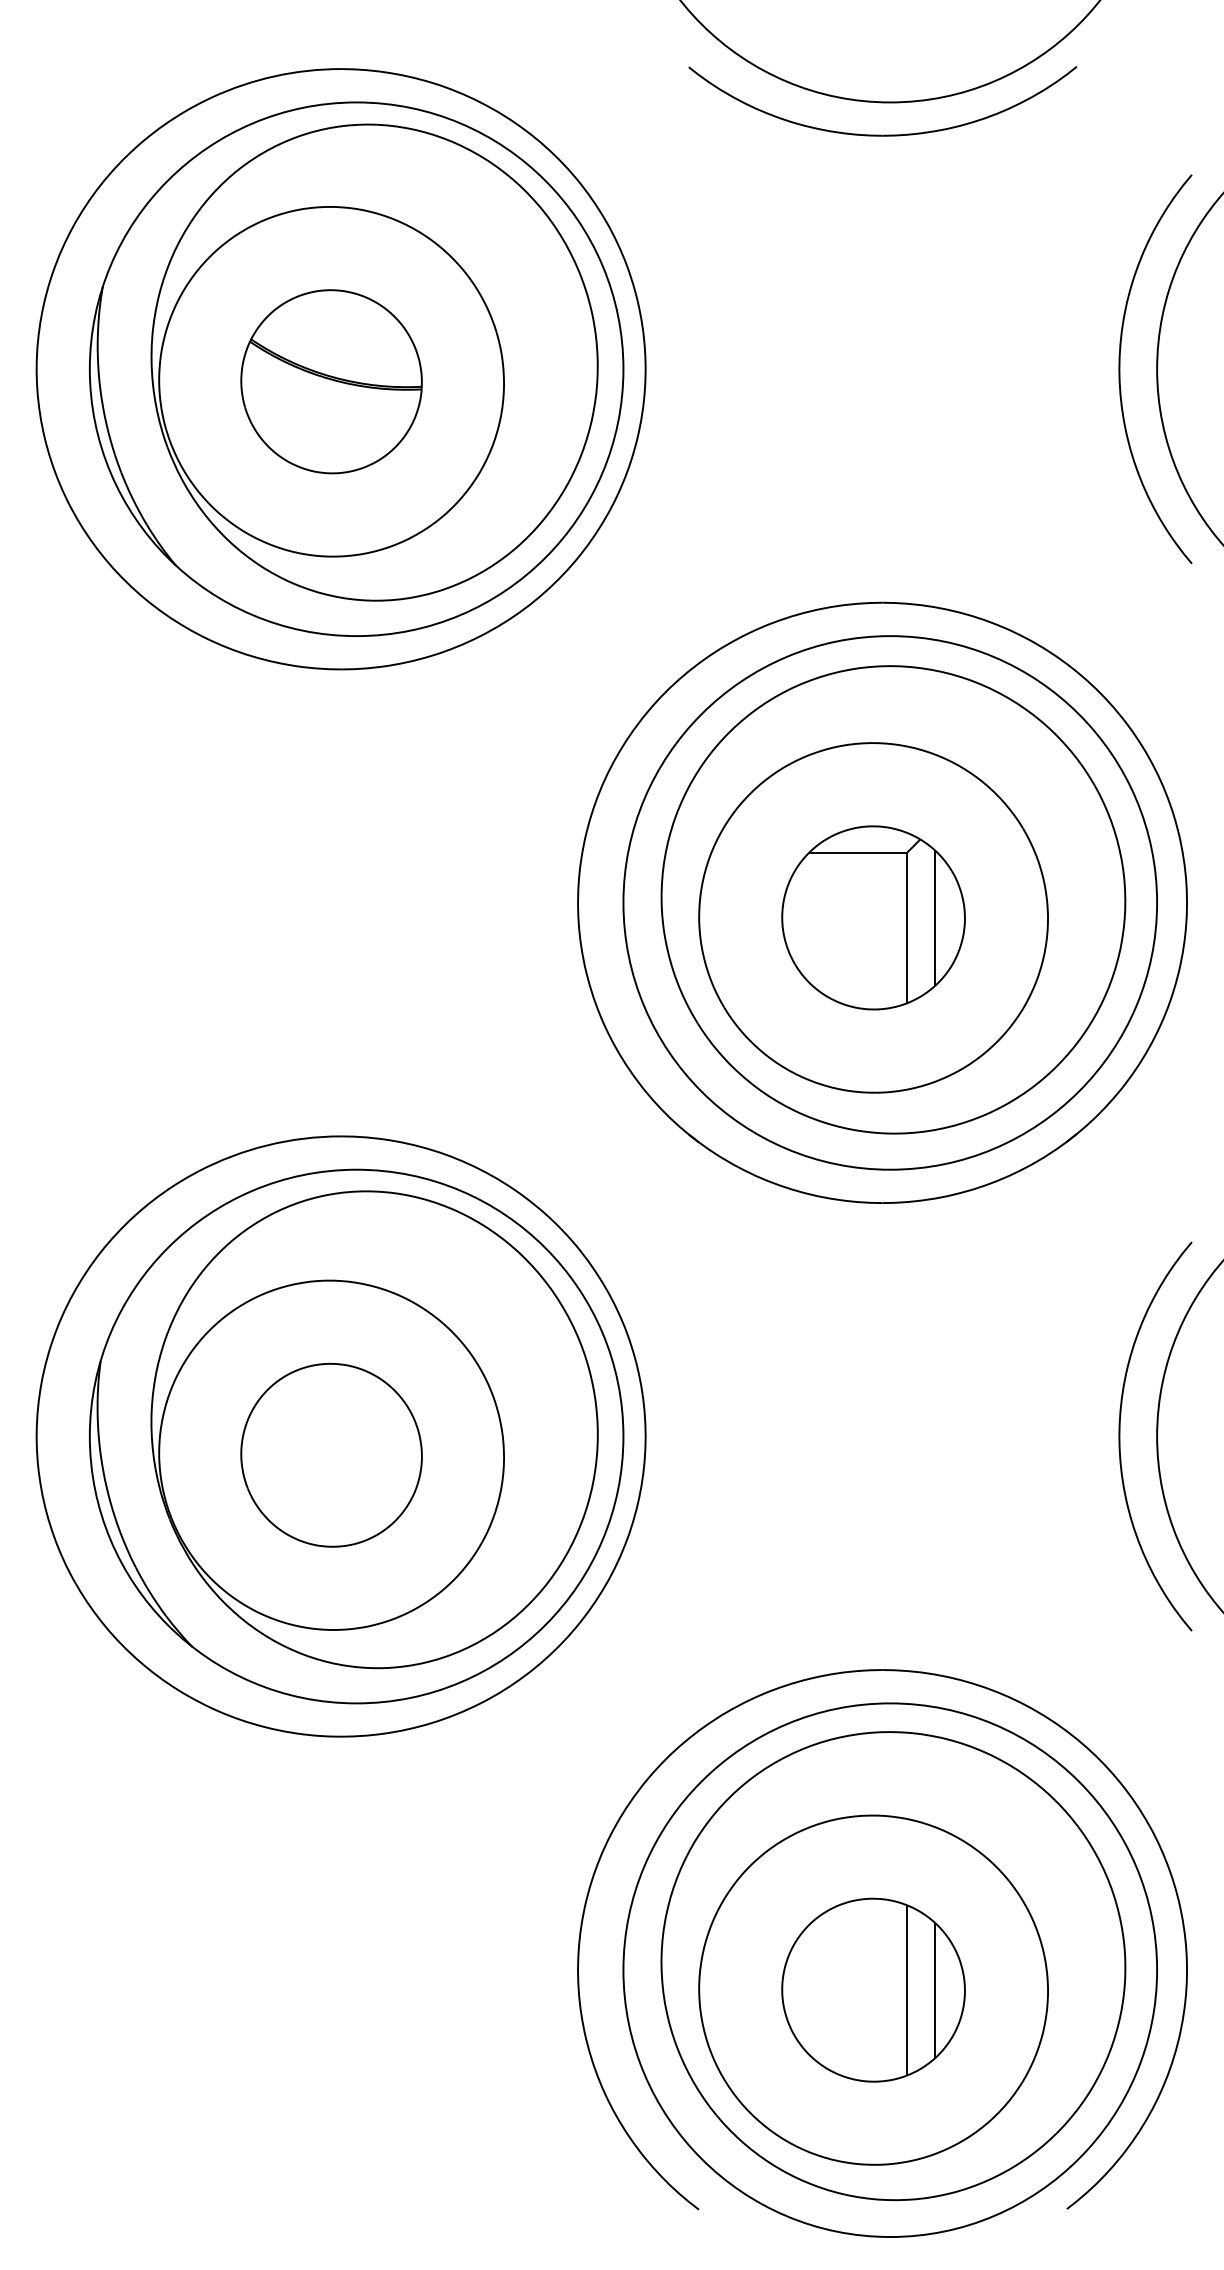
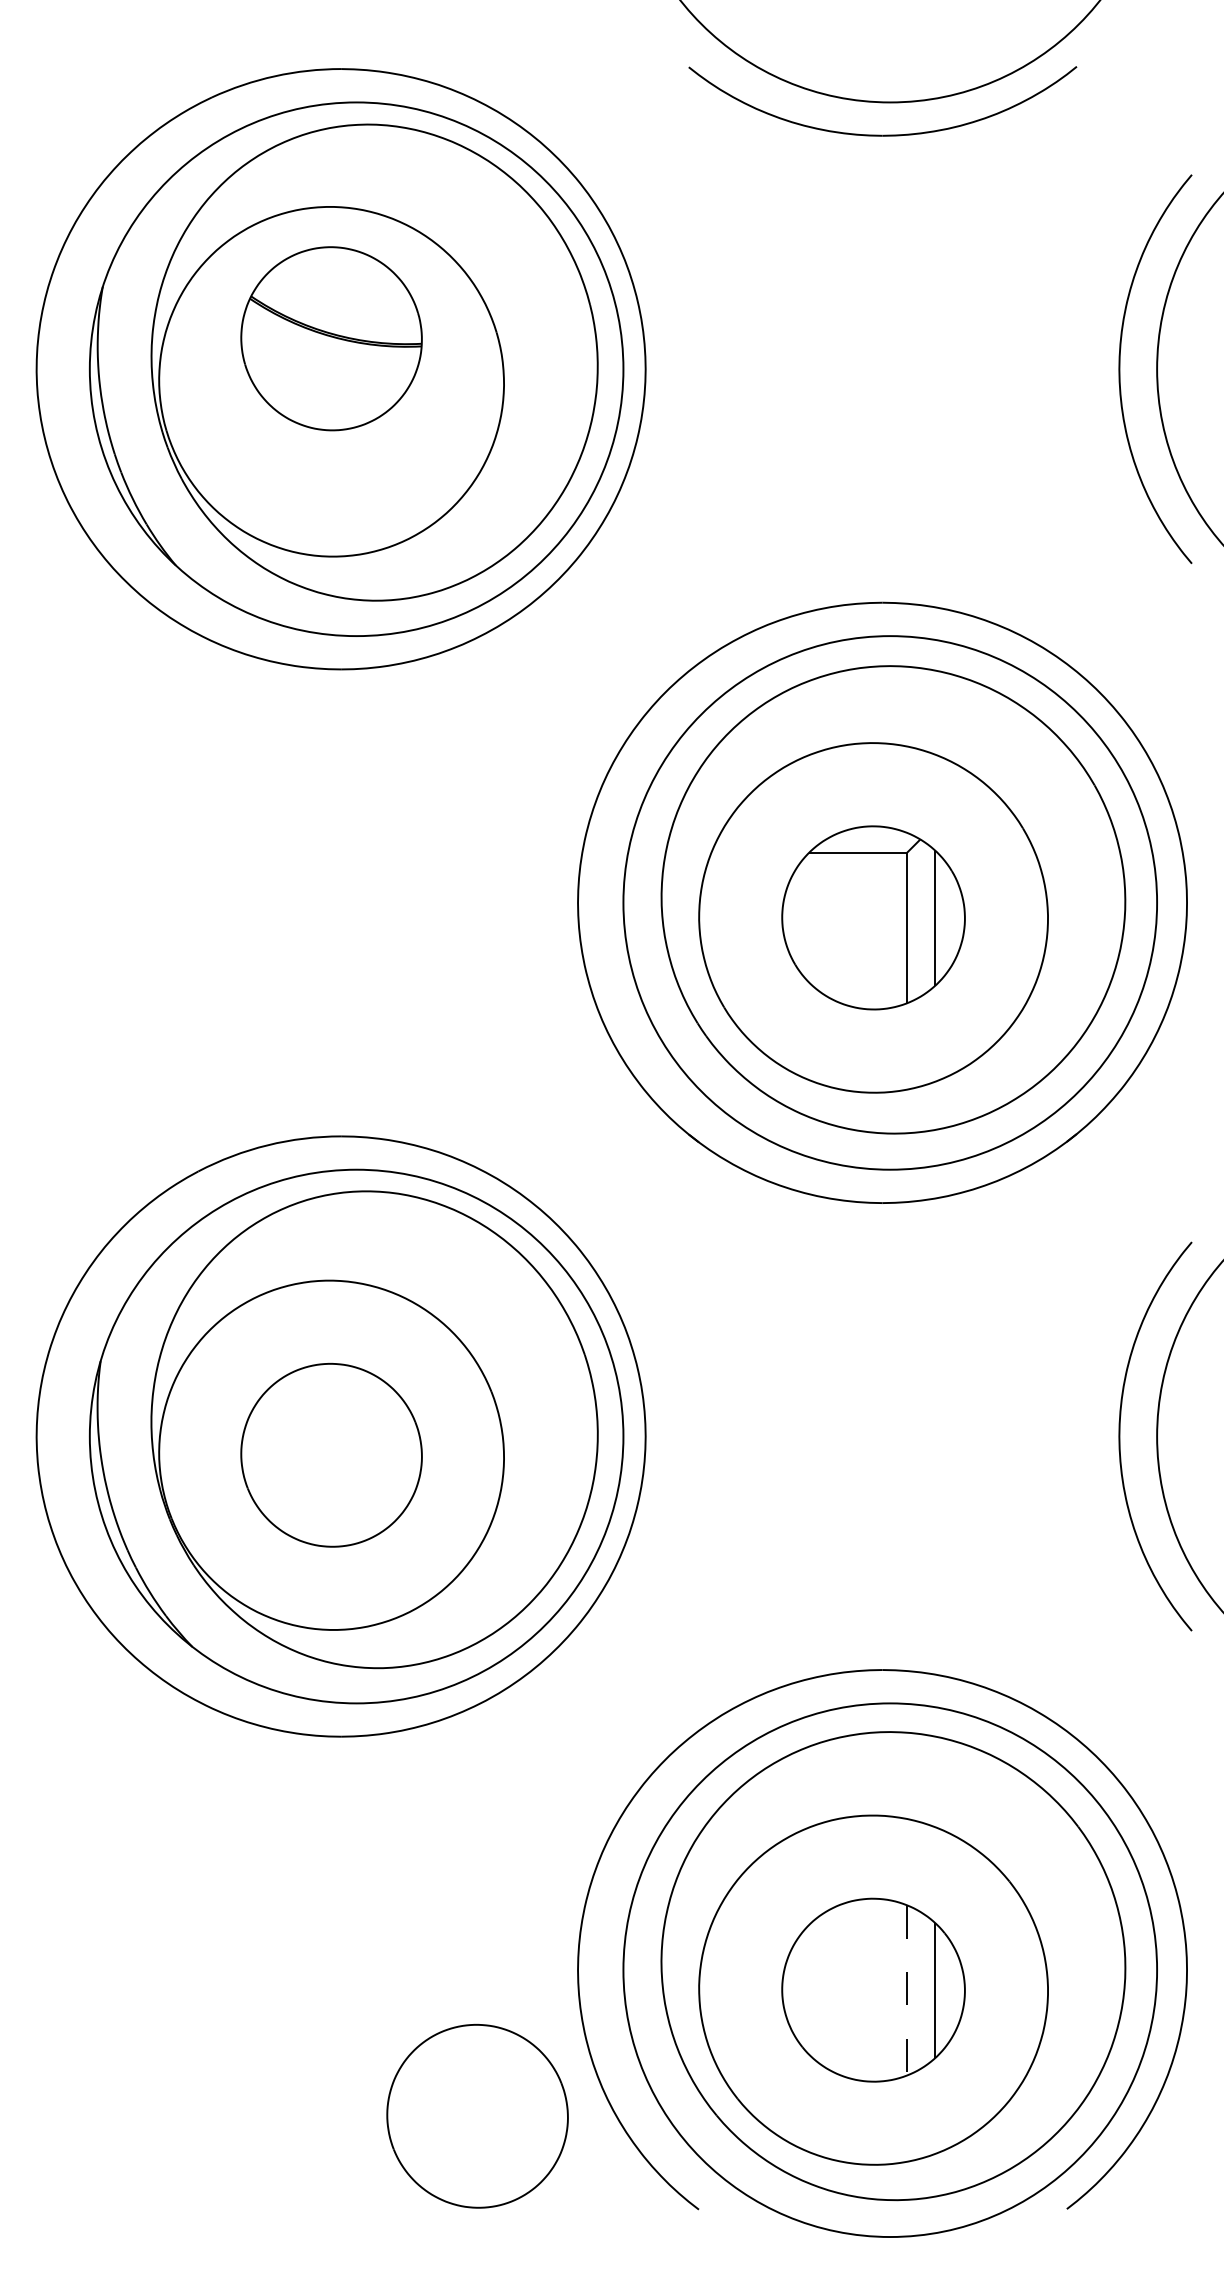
part position: (331, 381) -> (331, 338) (331, 338)
line: solid -> dashed (906, 1990)
part: none -> present (477, 2116)
